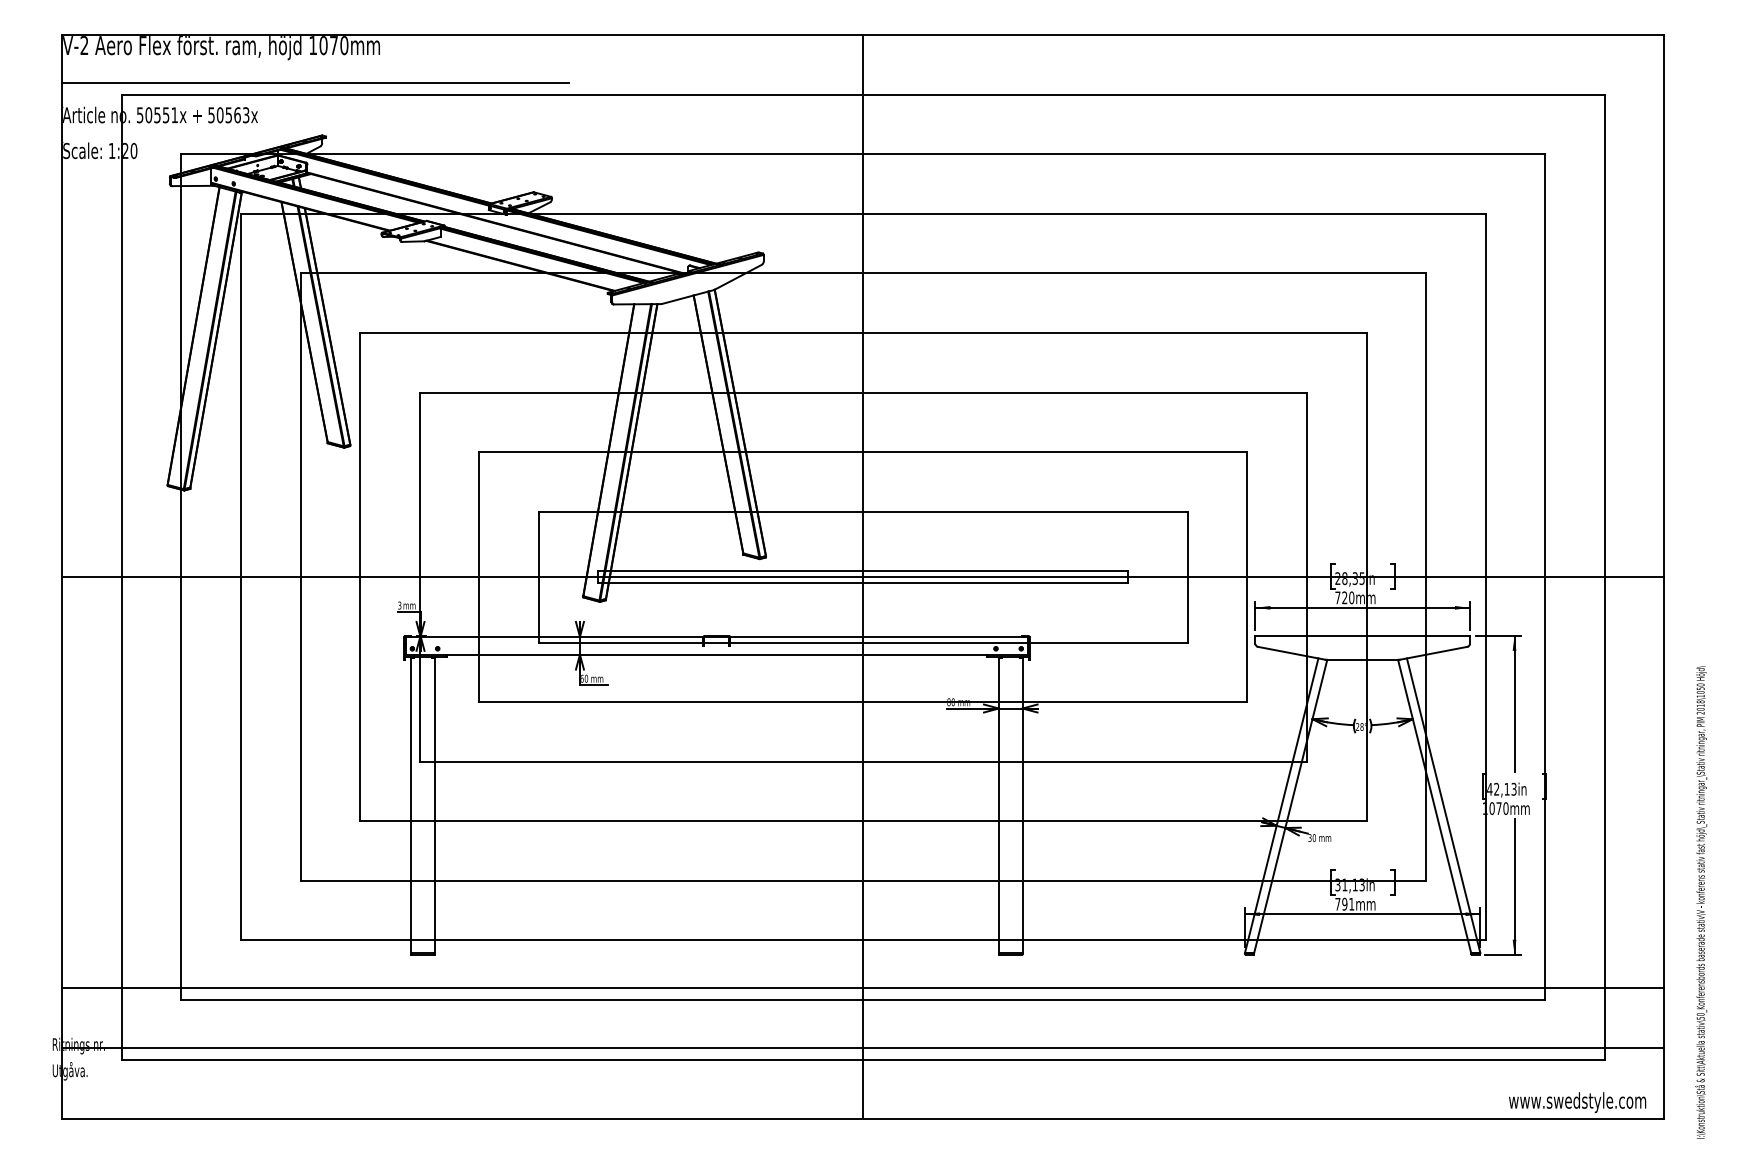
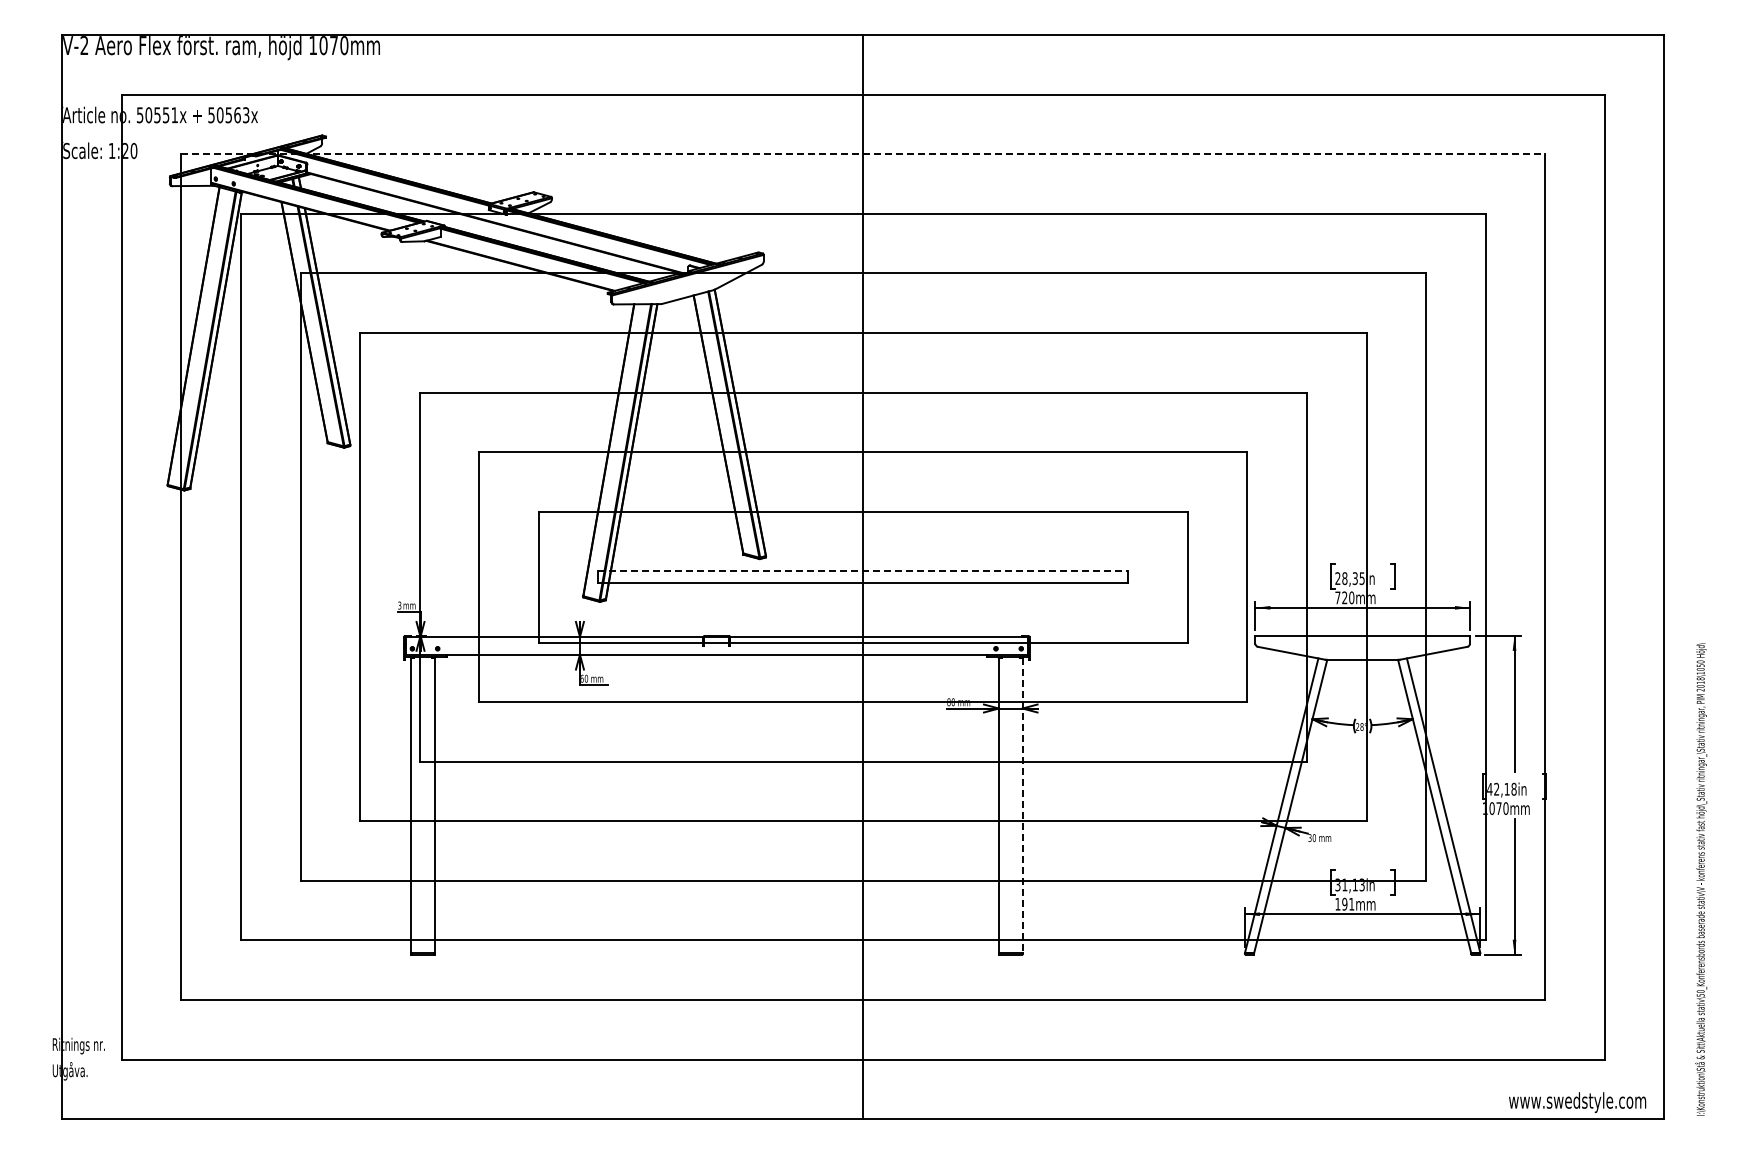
line: present -> none (315, 82)
line: solid -> dashed (863, 154)
line: solid -> dashed (863, 571)
line: present -> none (863, 577)
text: 42,13in -> 42,18in (1513, 789)
line: solid -> dashed (1022, 805)
text position: (1701, 902) -> (1701, 879) (1701, 879)
text: 791mm -> 191mm (1337, 904)
line: present -> none (863, 988)
line: present -> none (863, 1047)
